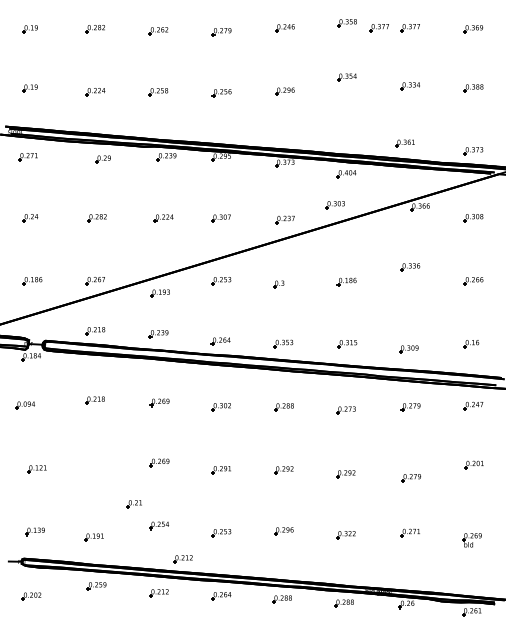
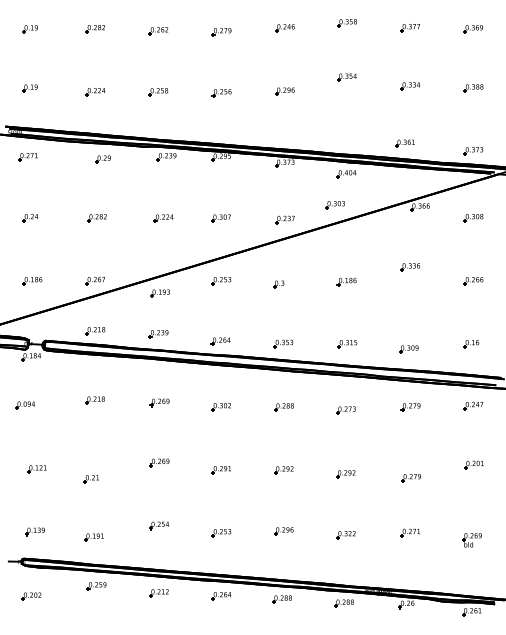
part: present -> none (378, 28)
part position: (133, 504) -> (90, 479) (90, 479)
part: present -> none (182, 559)
